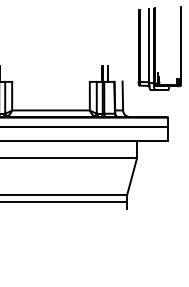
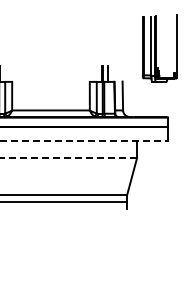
part size: 45x85 px -> 37x69 px (159, 48)
line: solid -> dashed (84, 141)
line: solid -> dashed (69, 158)
